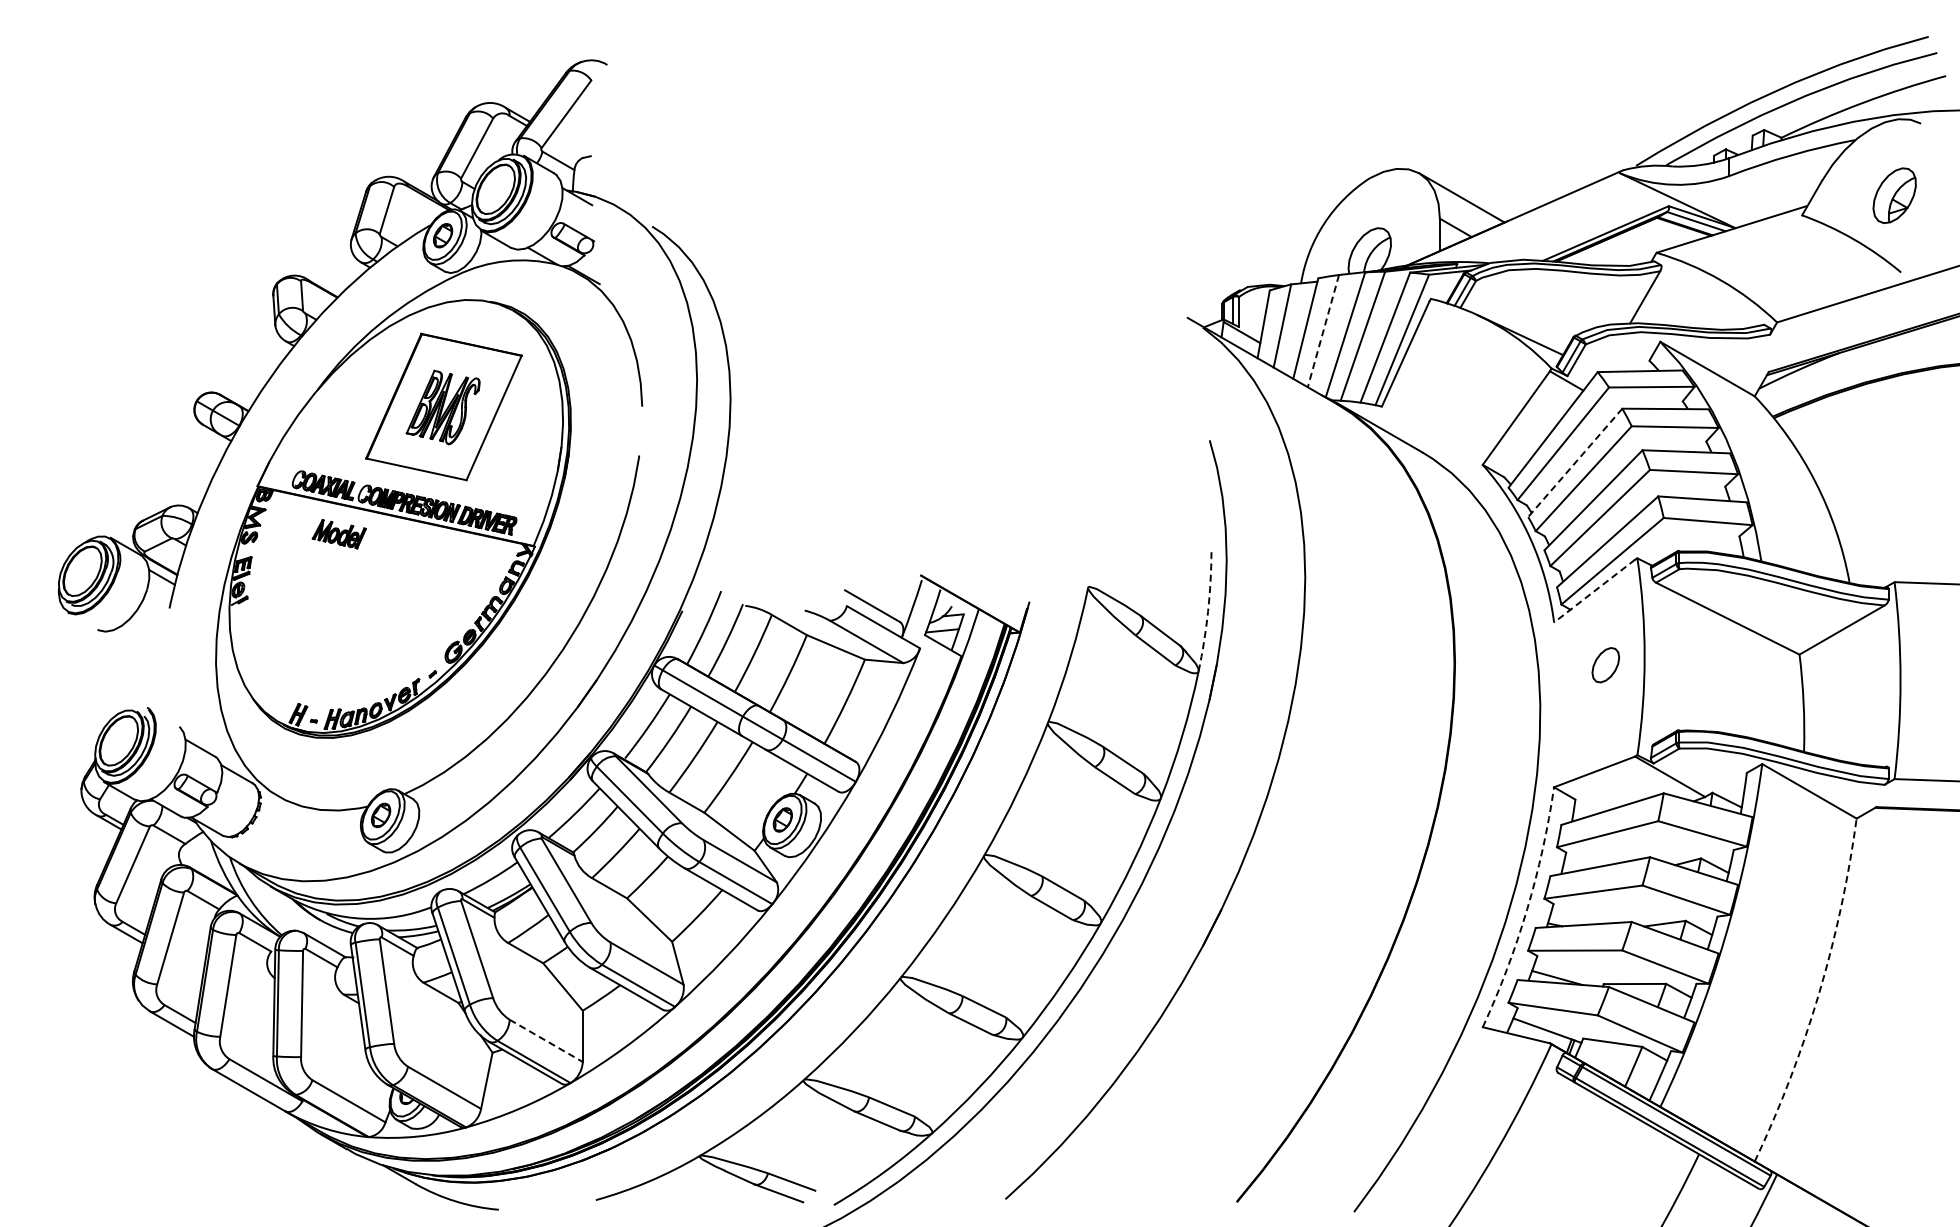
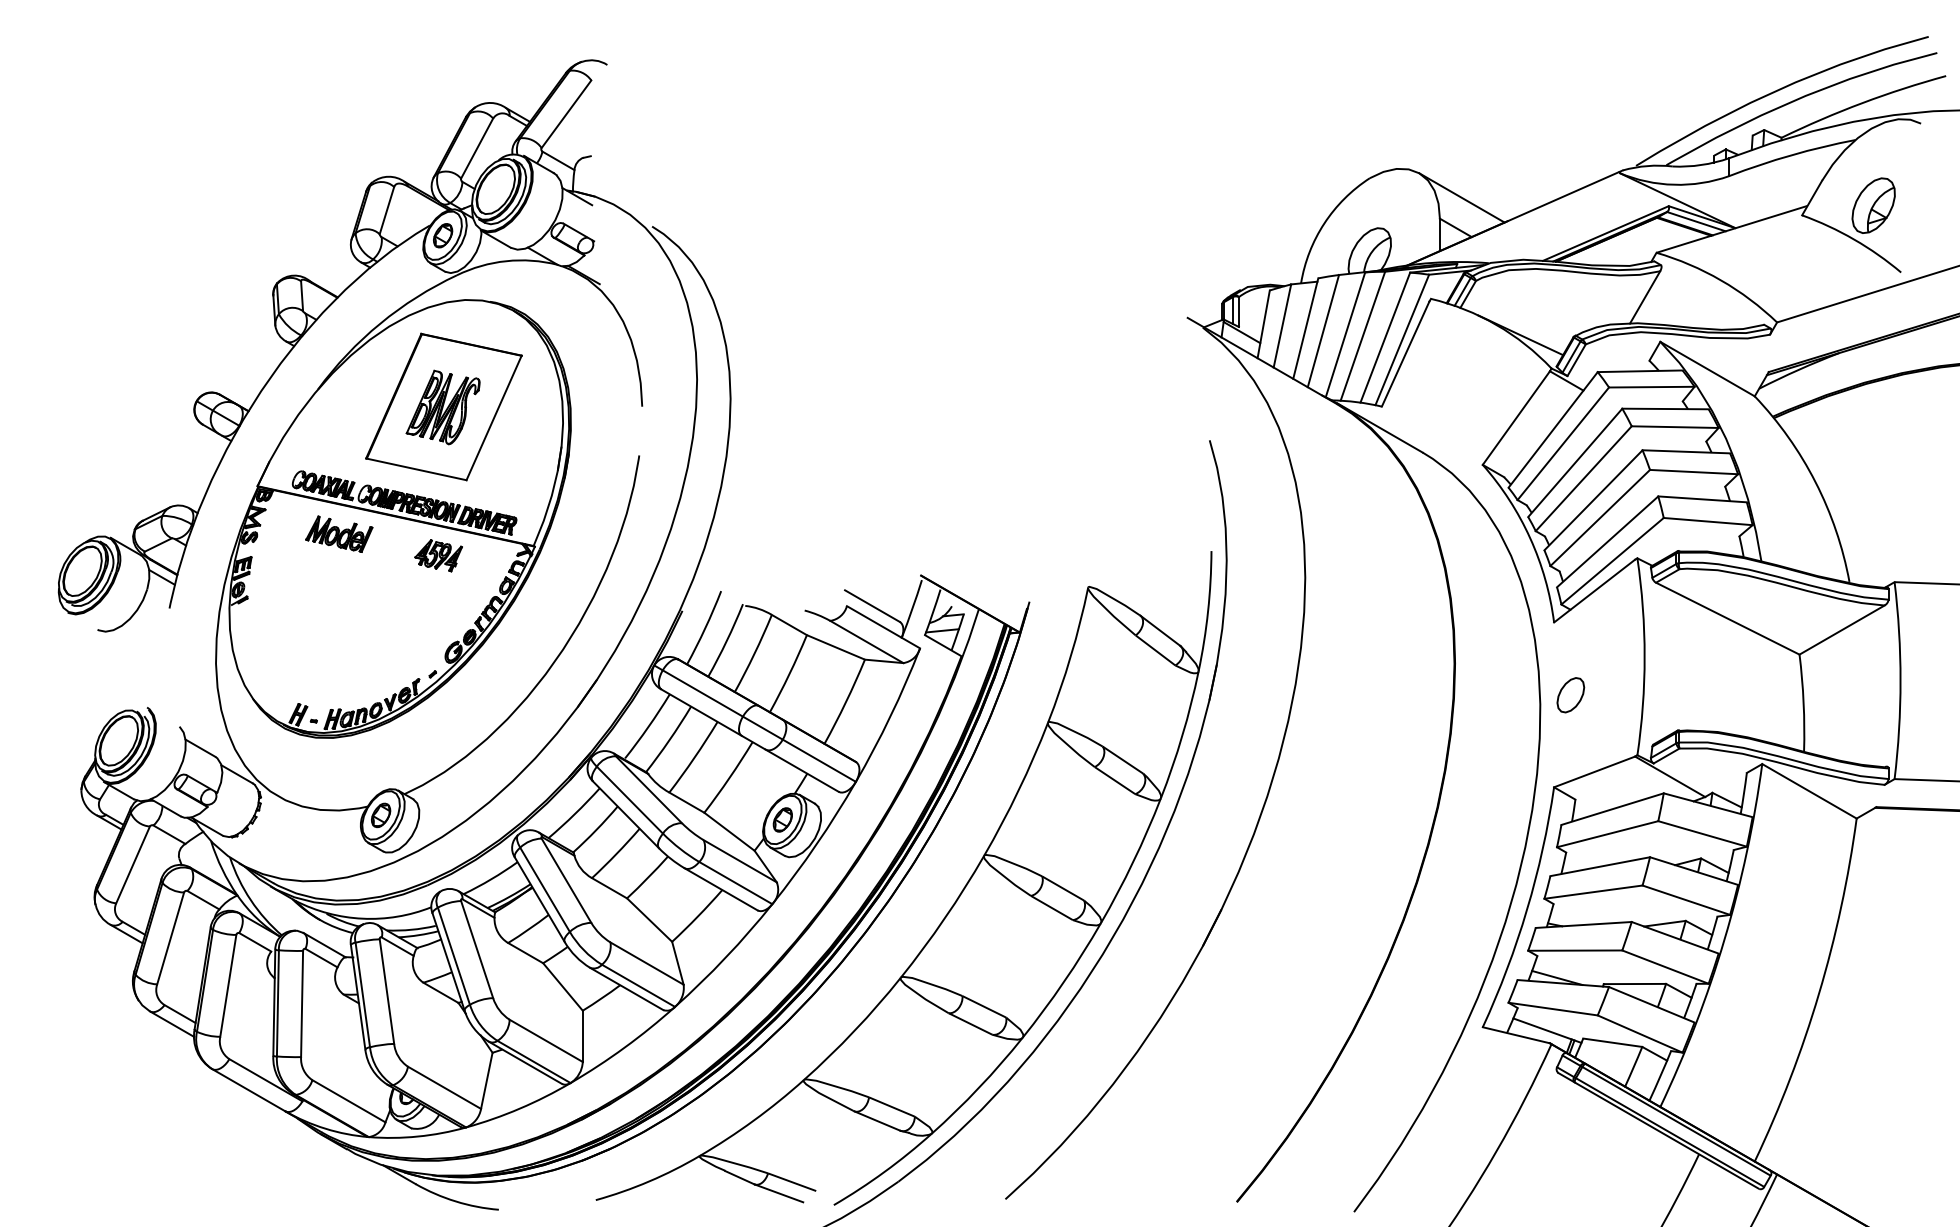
part position: (1894, 195) -> (1873, 205) (1873, 205)
line: dashed -> solid (1323, 331)
line: dashed -> solid (1575, 462)
part size: 56x31 px -> 69x38 px (339, 533)
part: none -> present (438, 555)
line: dashed -> solid (1594, 591)
arc: dashed -> solid (1208, 611)
part position: (1605, 665) -> (1570, 695) (1570, 695)
arc: dashed -> solid (1527, 909)
arc: dashed -> solid (1818, 993)
line: dashed -> solid (546, 1041)
